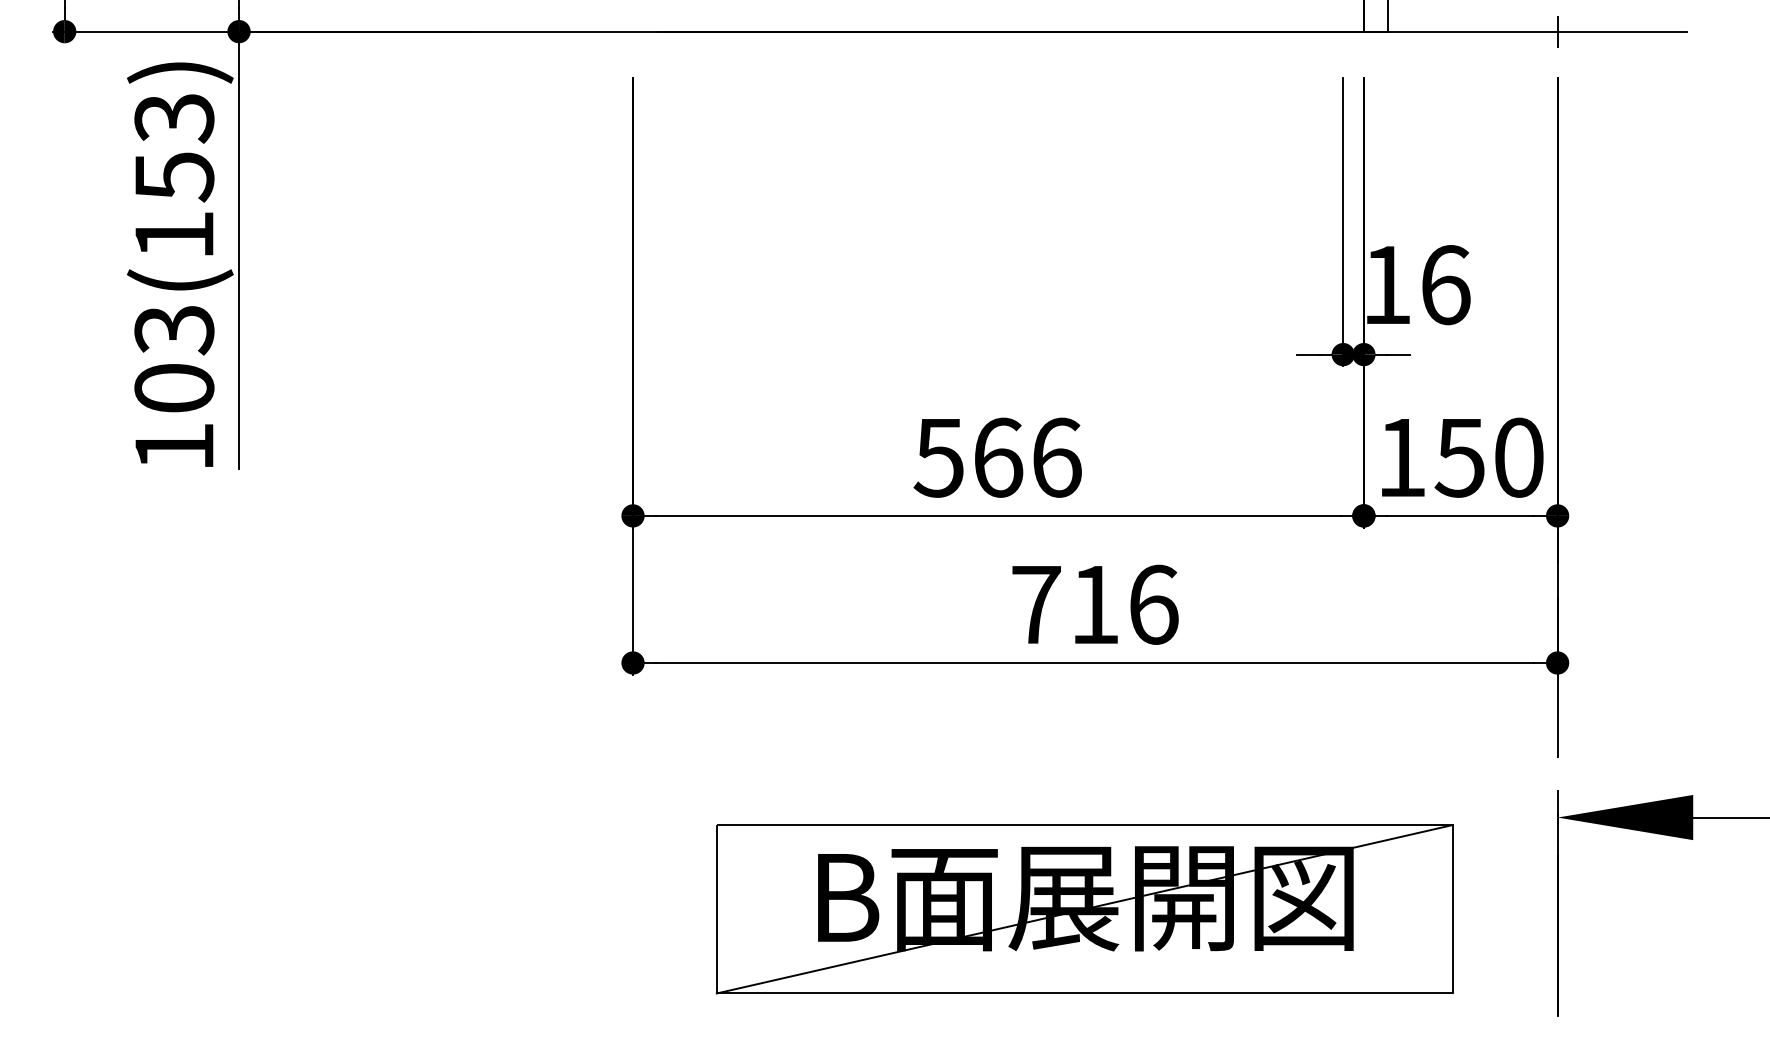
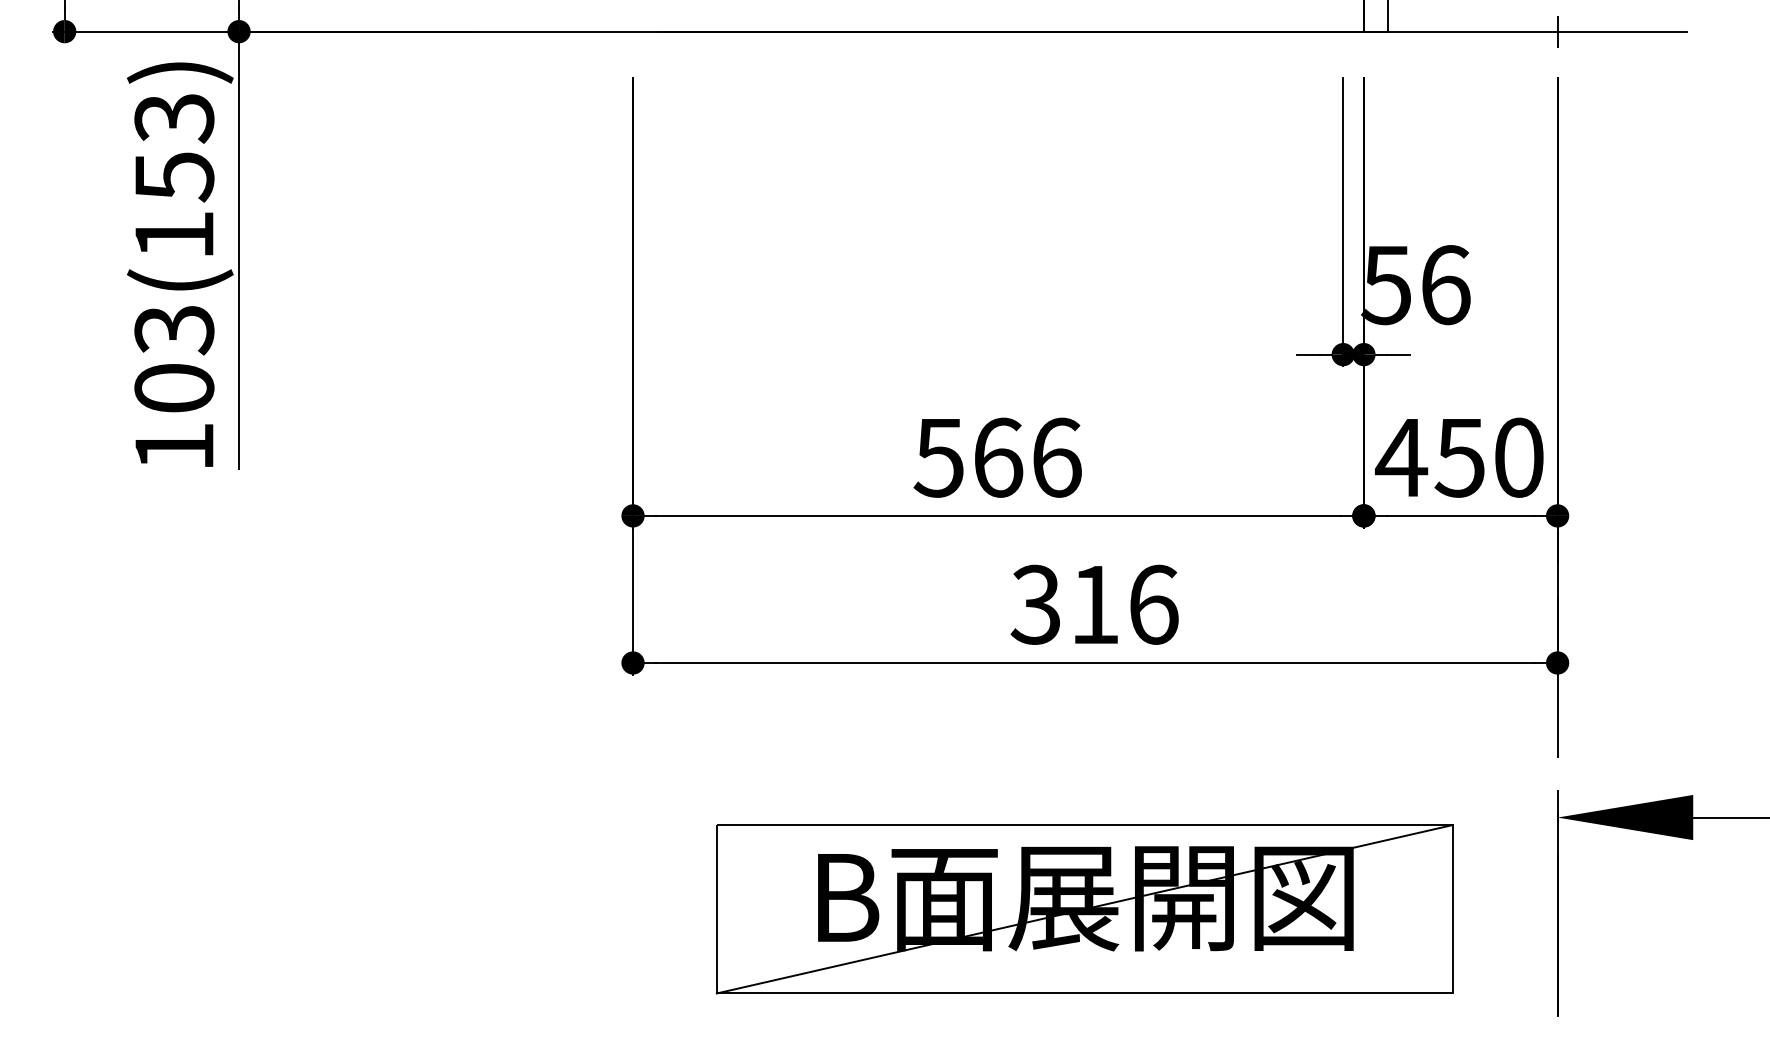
text: 16 -> 56 (1385, 285)
text: 150 -> 450 (1401, 457)
text: 716 -> 316 (1035, 604)
